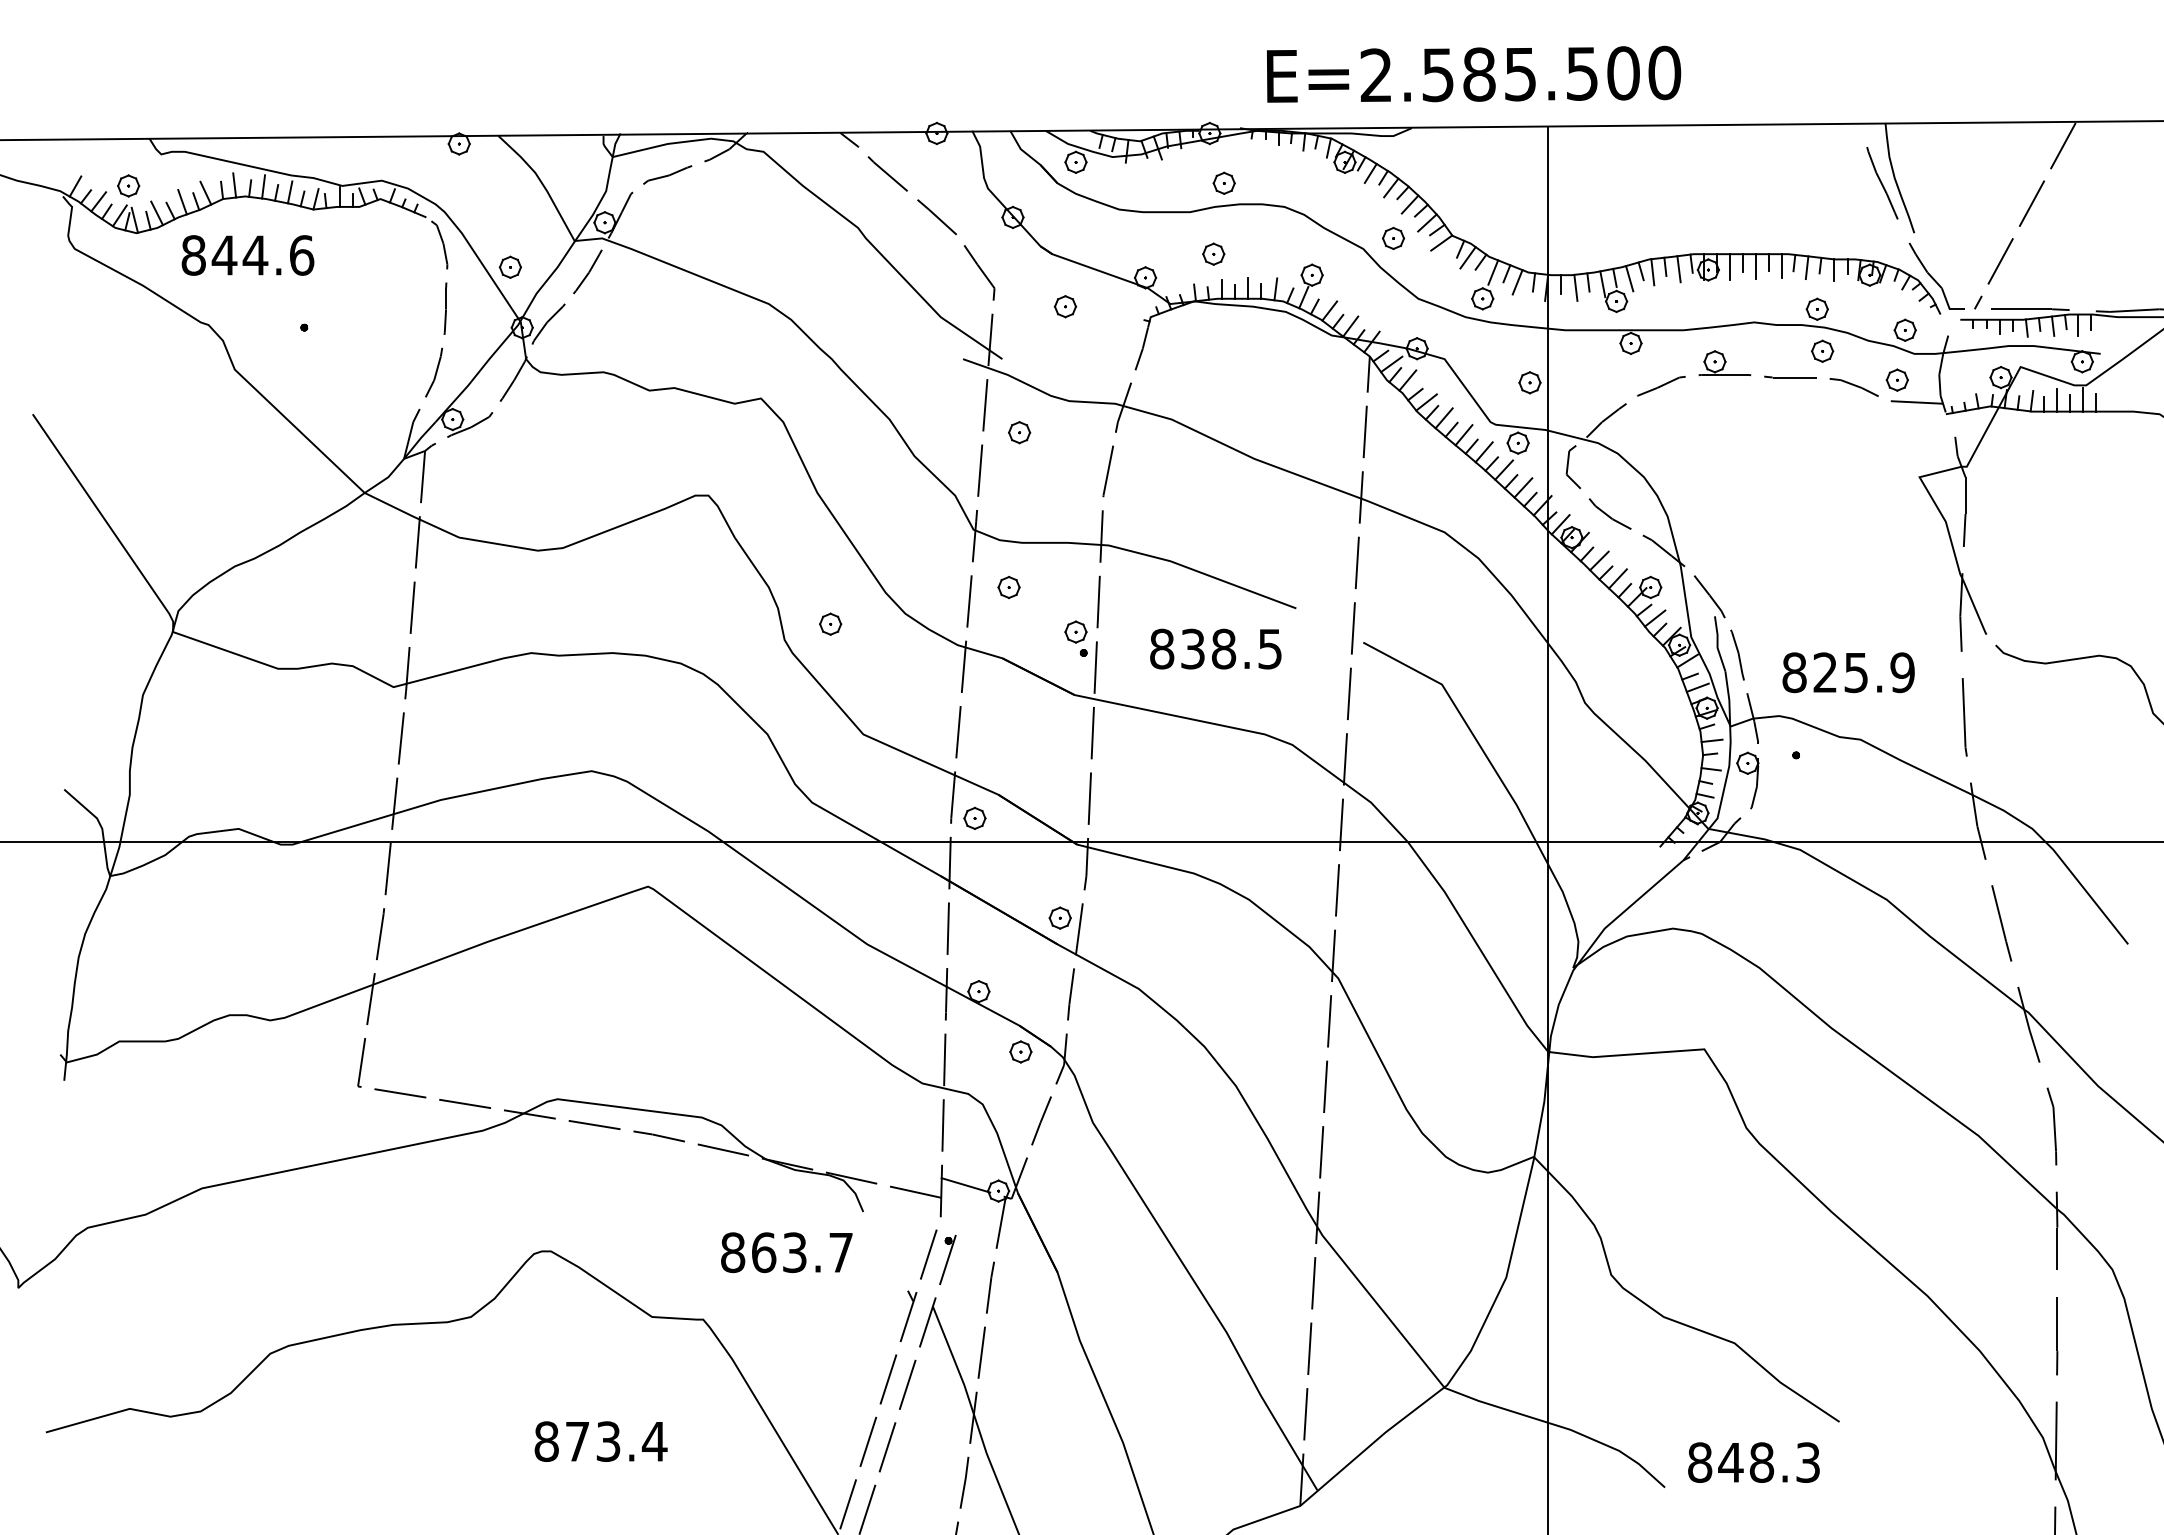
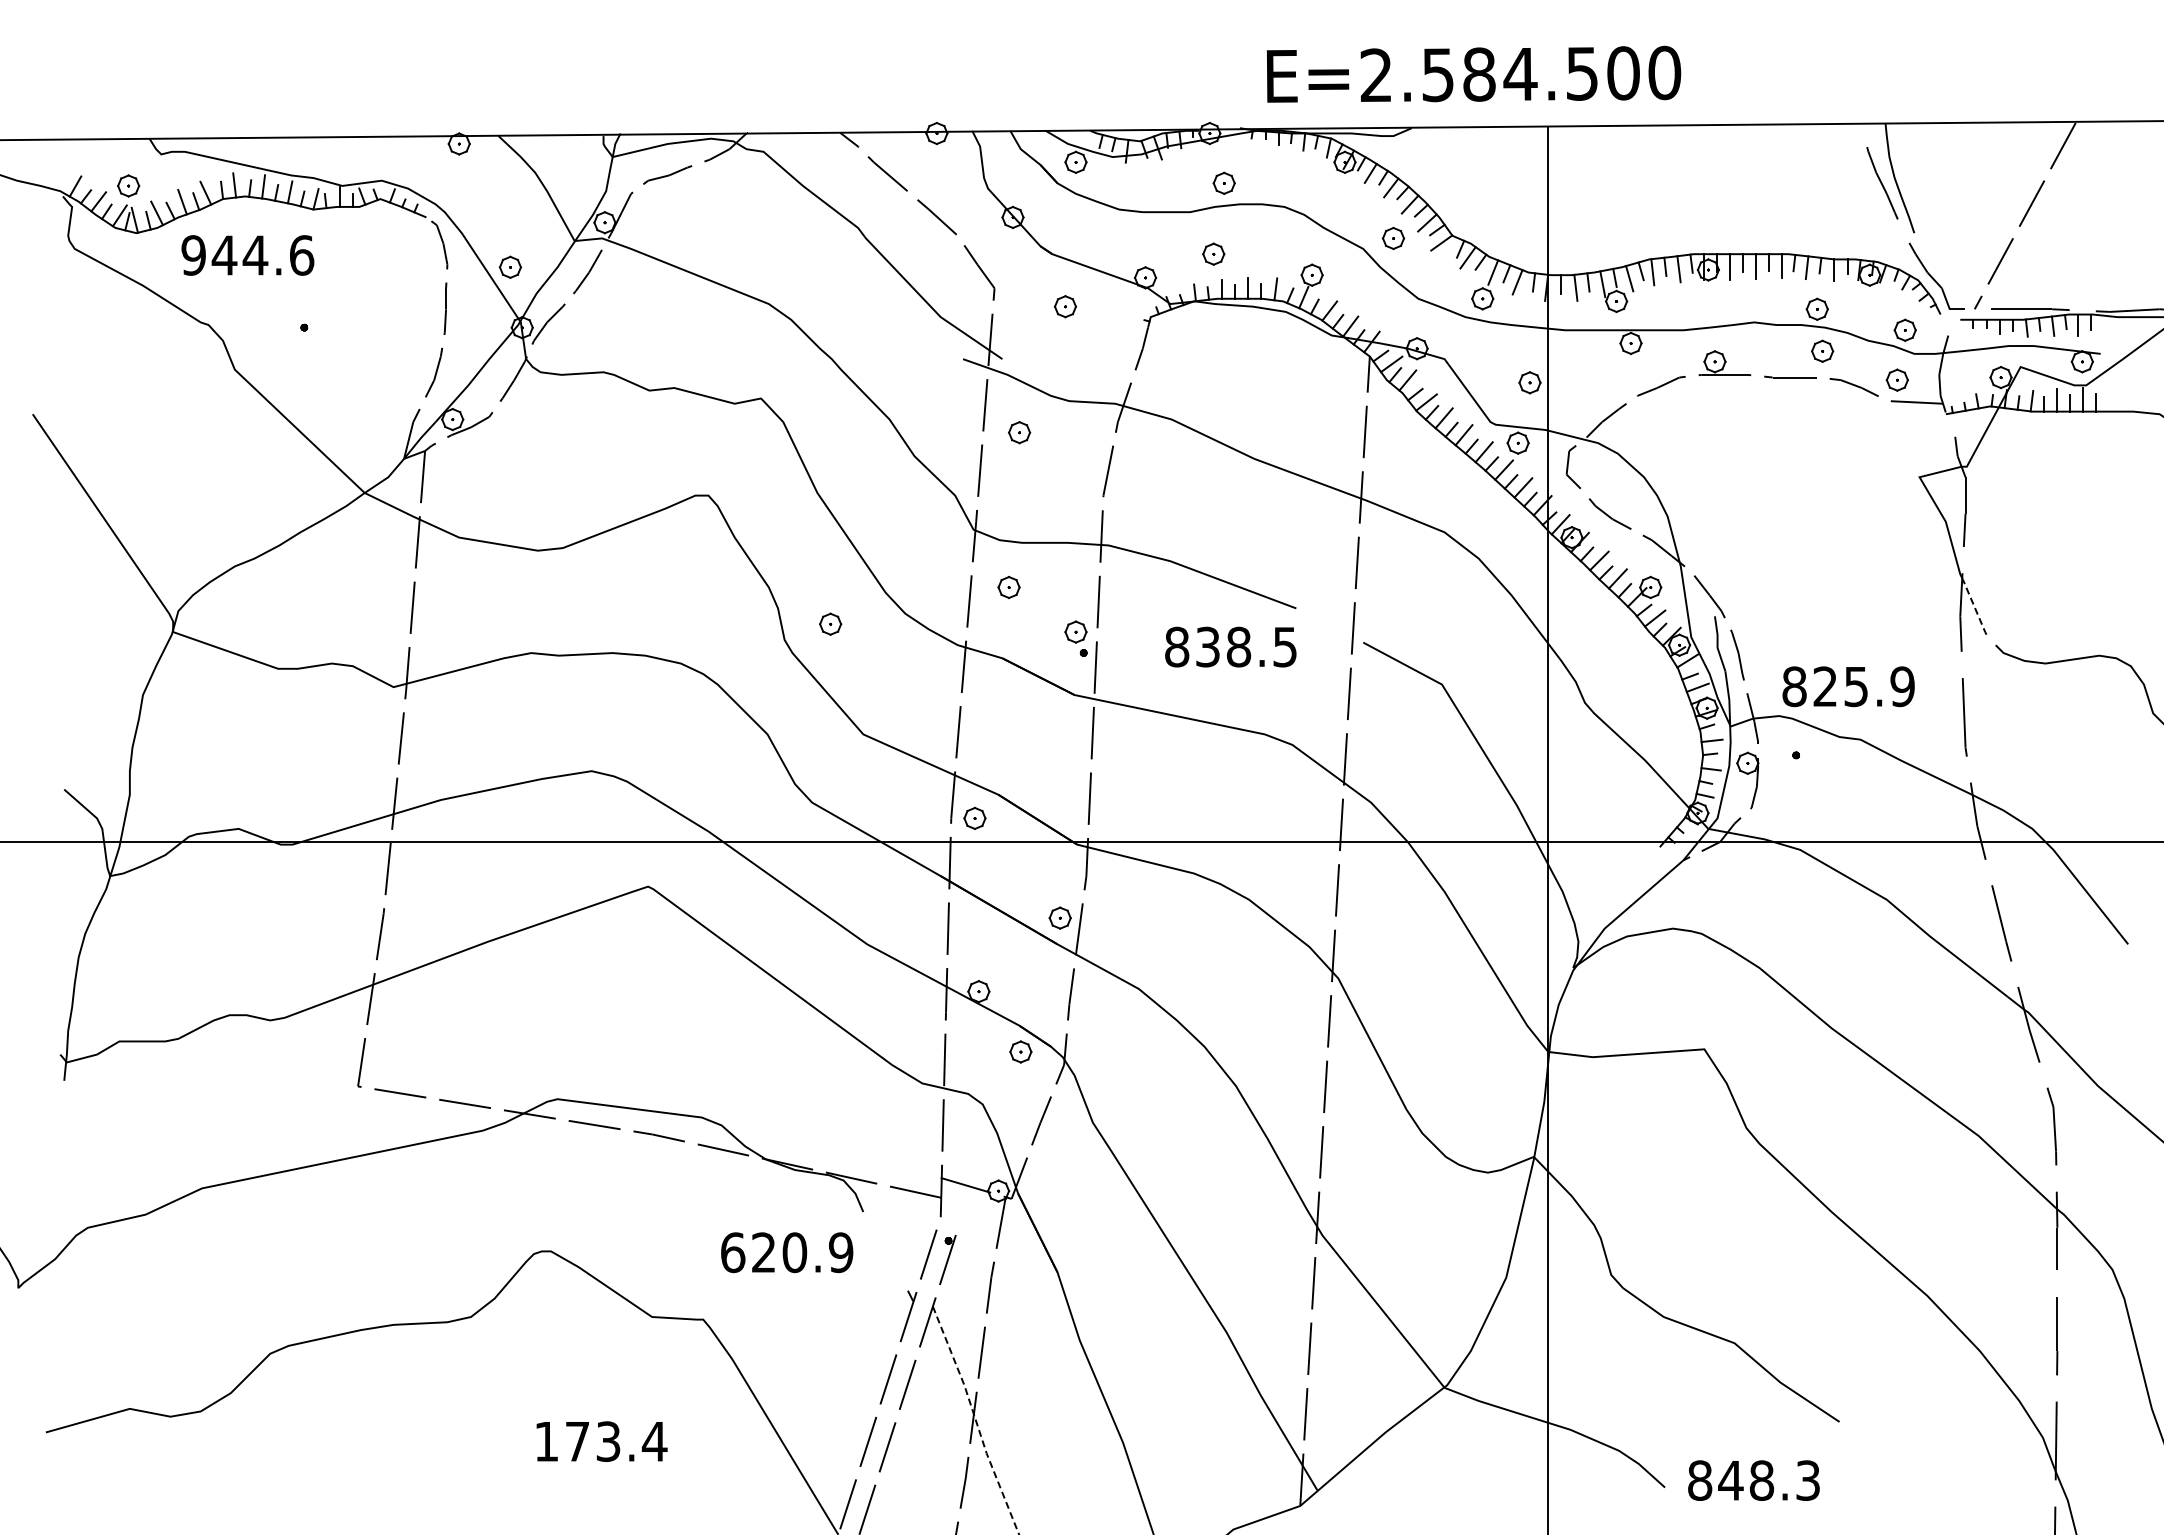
text: E=2.585.500 -> E=2.584.500 (1520, 74)
text: 844.6 -> 944.6 (193, 255)
line: solid -> dashed (1974, 607)
text position: (1215, 648) -> (1230, 646) (1230, 646)
text position: (1848, 672) -> (1848, 686) (1848, 686)
text: 863.7 -> 620.9 (787, 1252)
line: solid -> dashed (976, 1421)
text: 873.4 -> 173.4 (546, 1441)
text position: (1753, 1462) -> (1753, 1480) (1753, 1480)
